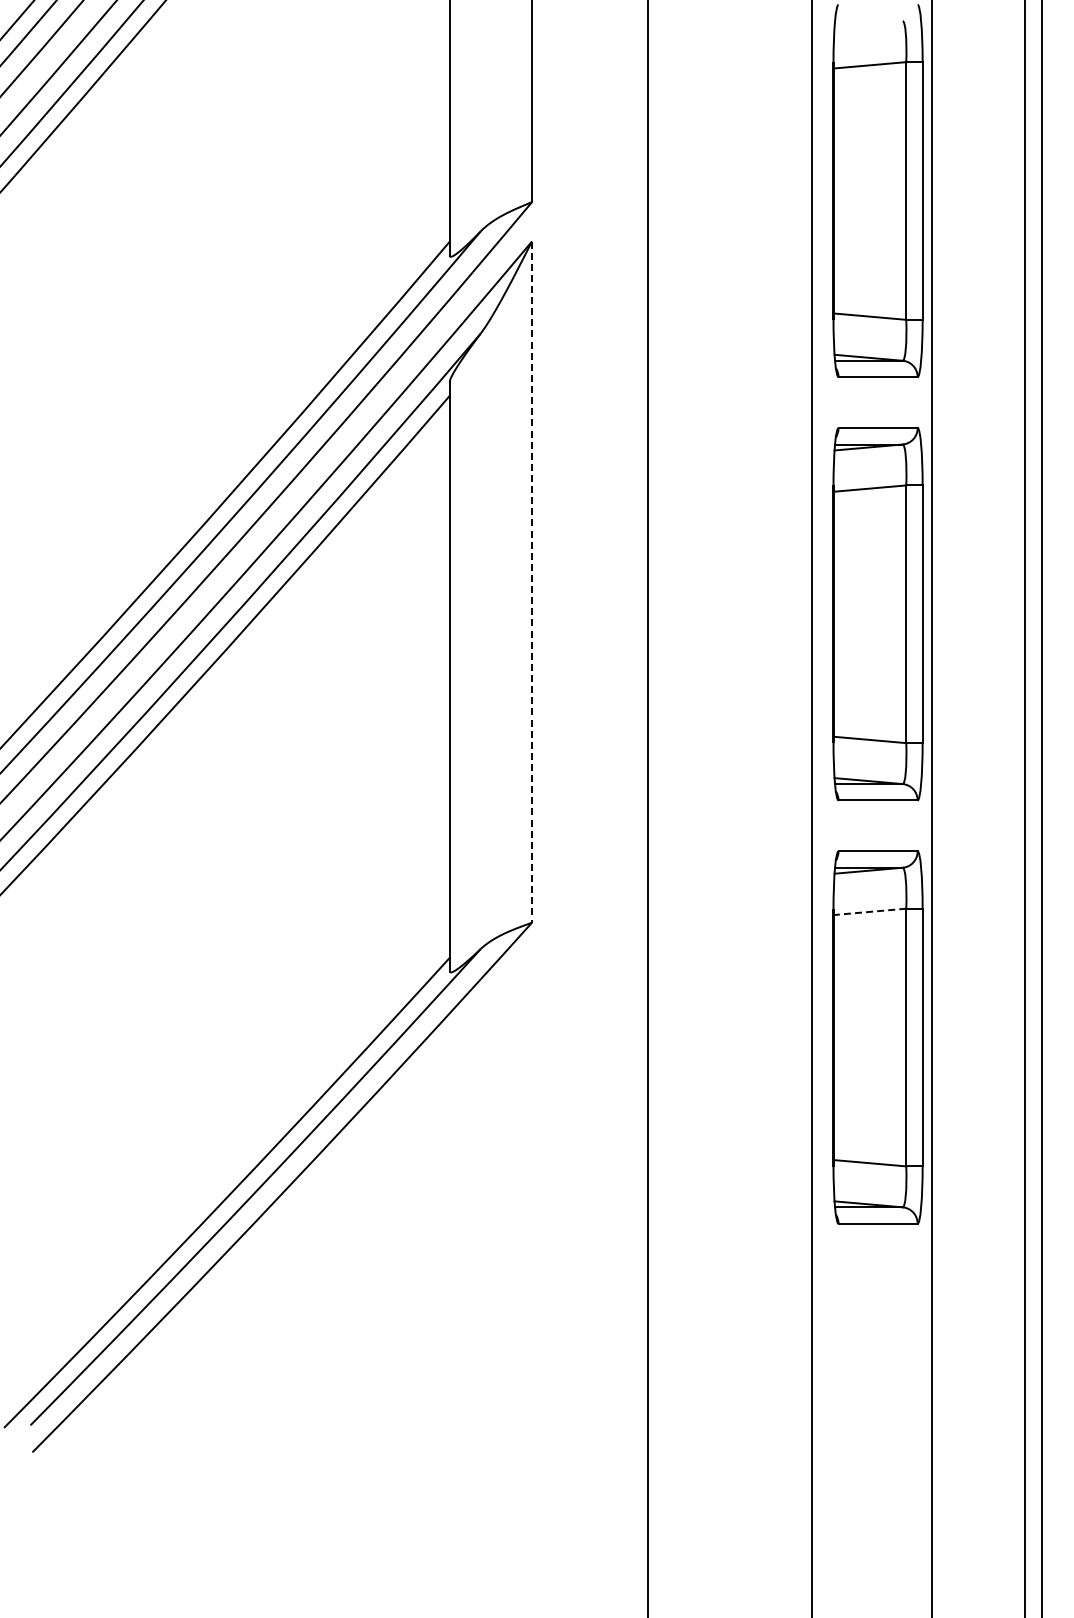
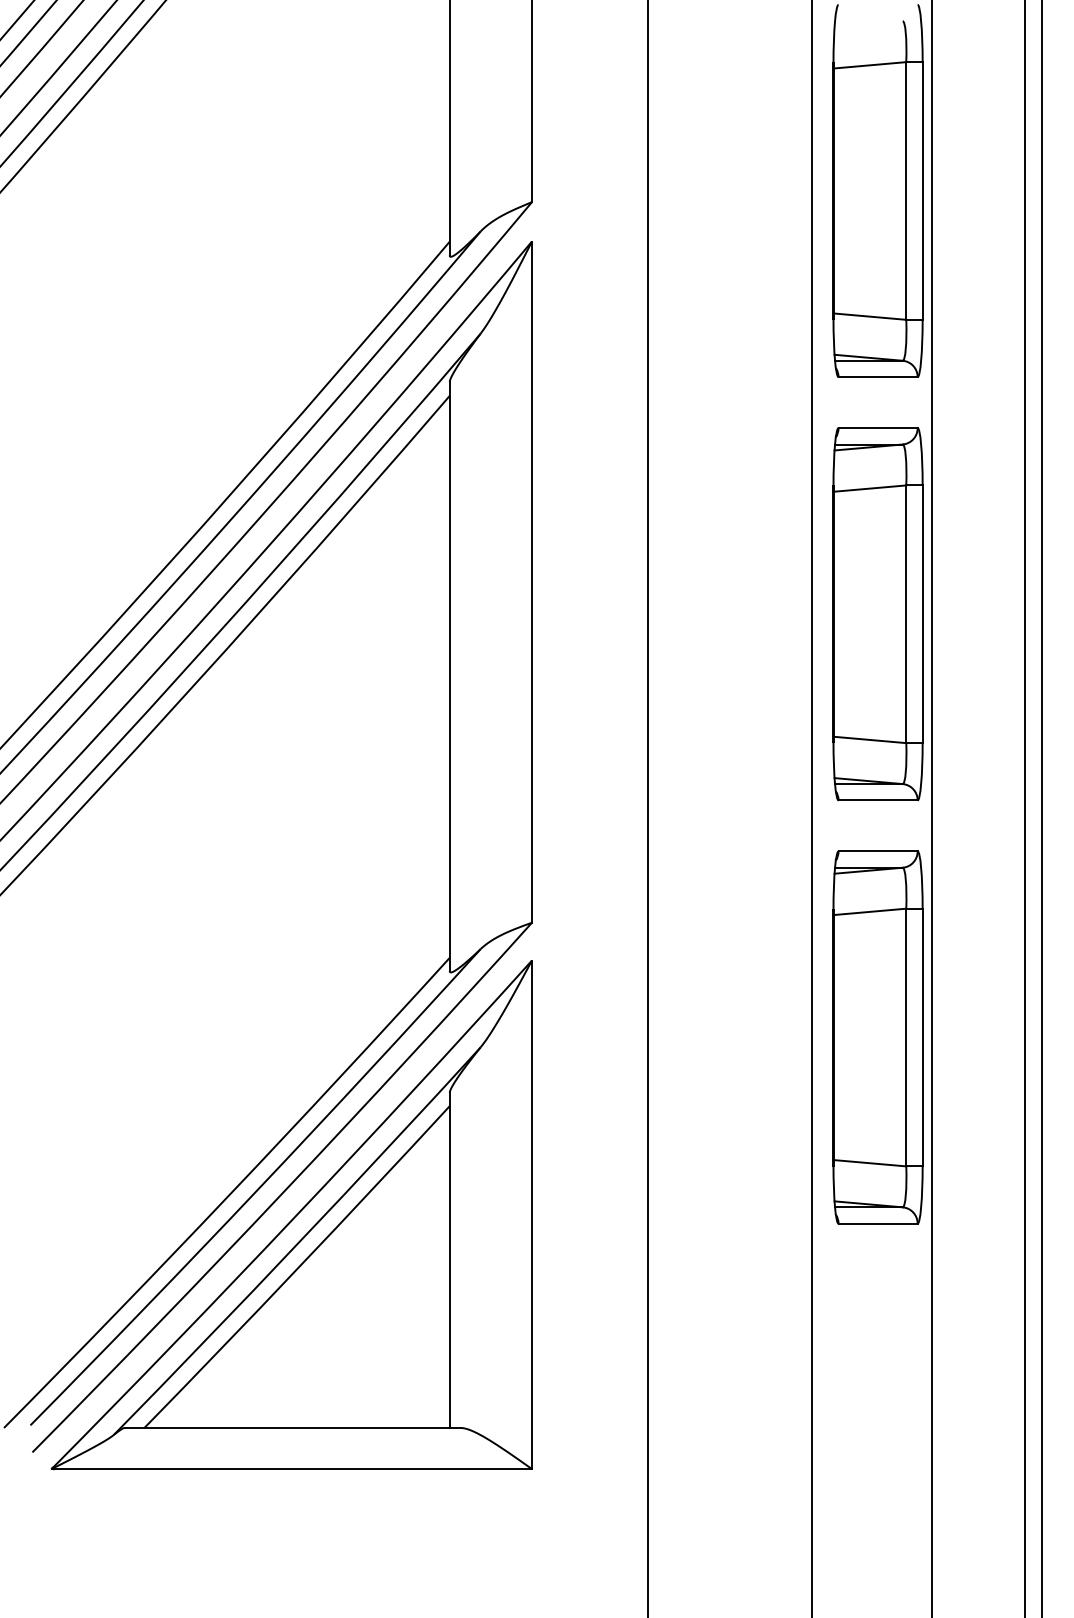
line: dashed -> solid (531, 582)
line: dashed -> solid (869, 911)
part: none -> present (291, 1215)
